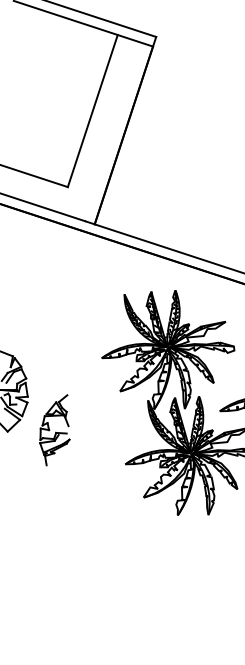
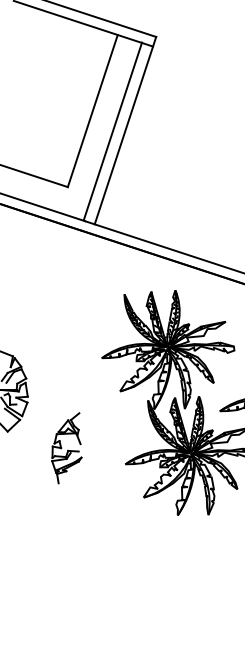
line position: (123, 135) -> (112, 131) (112, 131)
part position: (54, 430) -> (66, 448) (66, 448)
